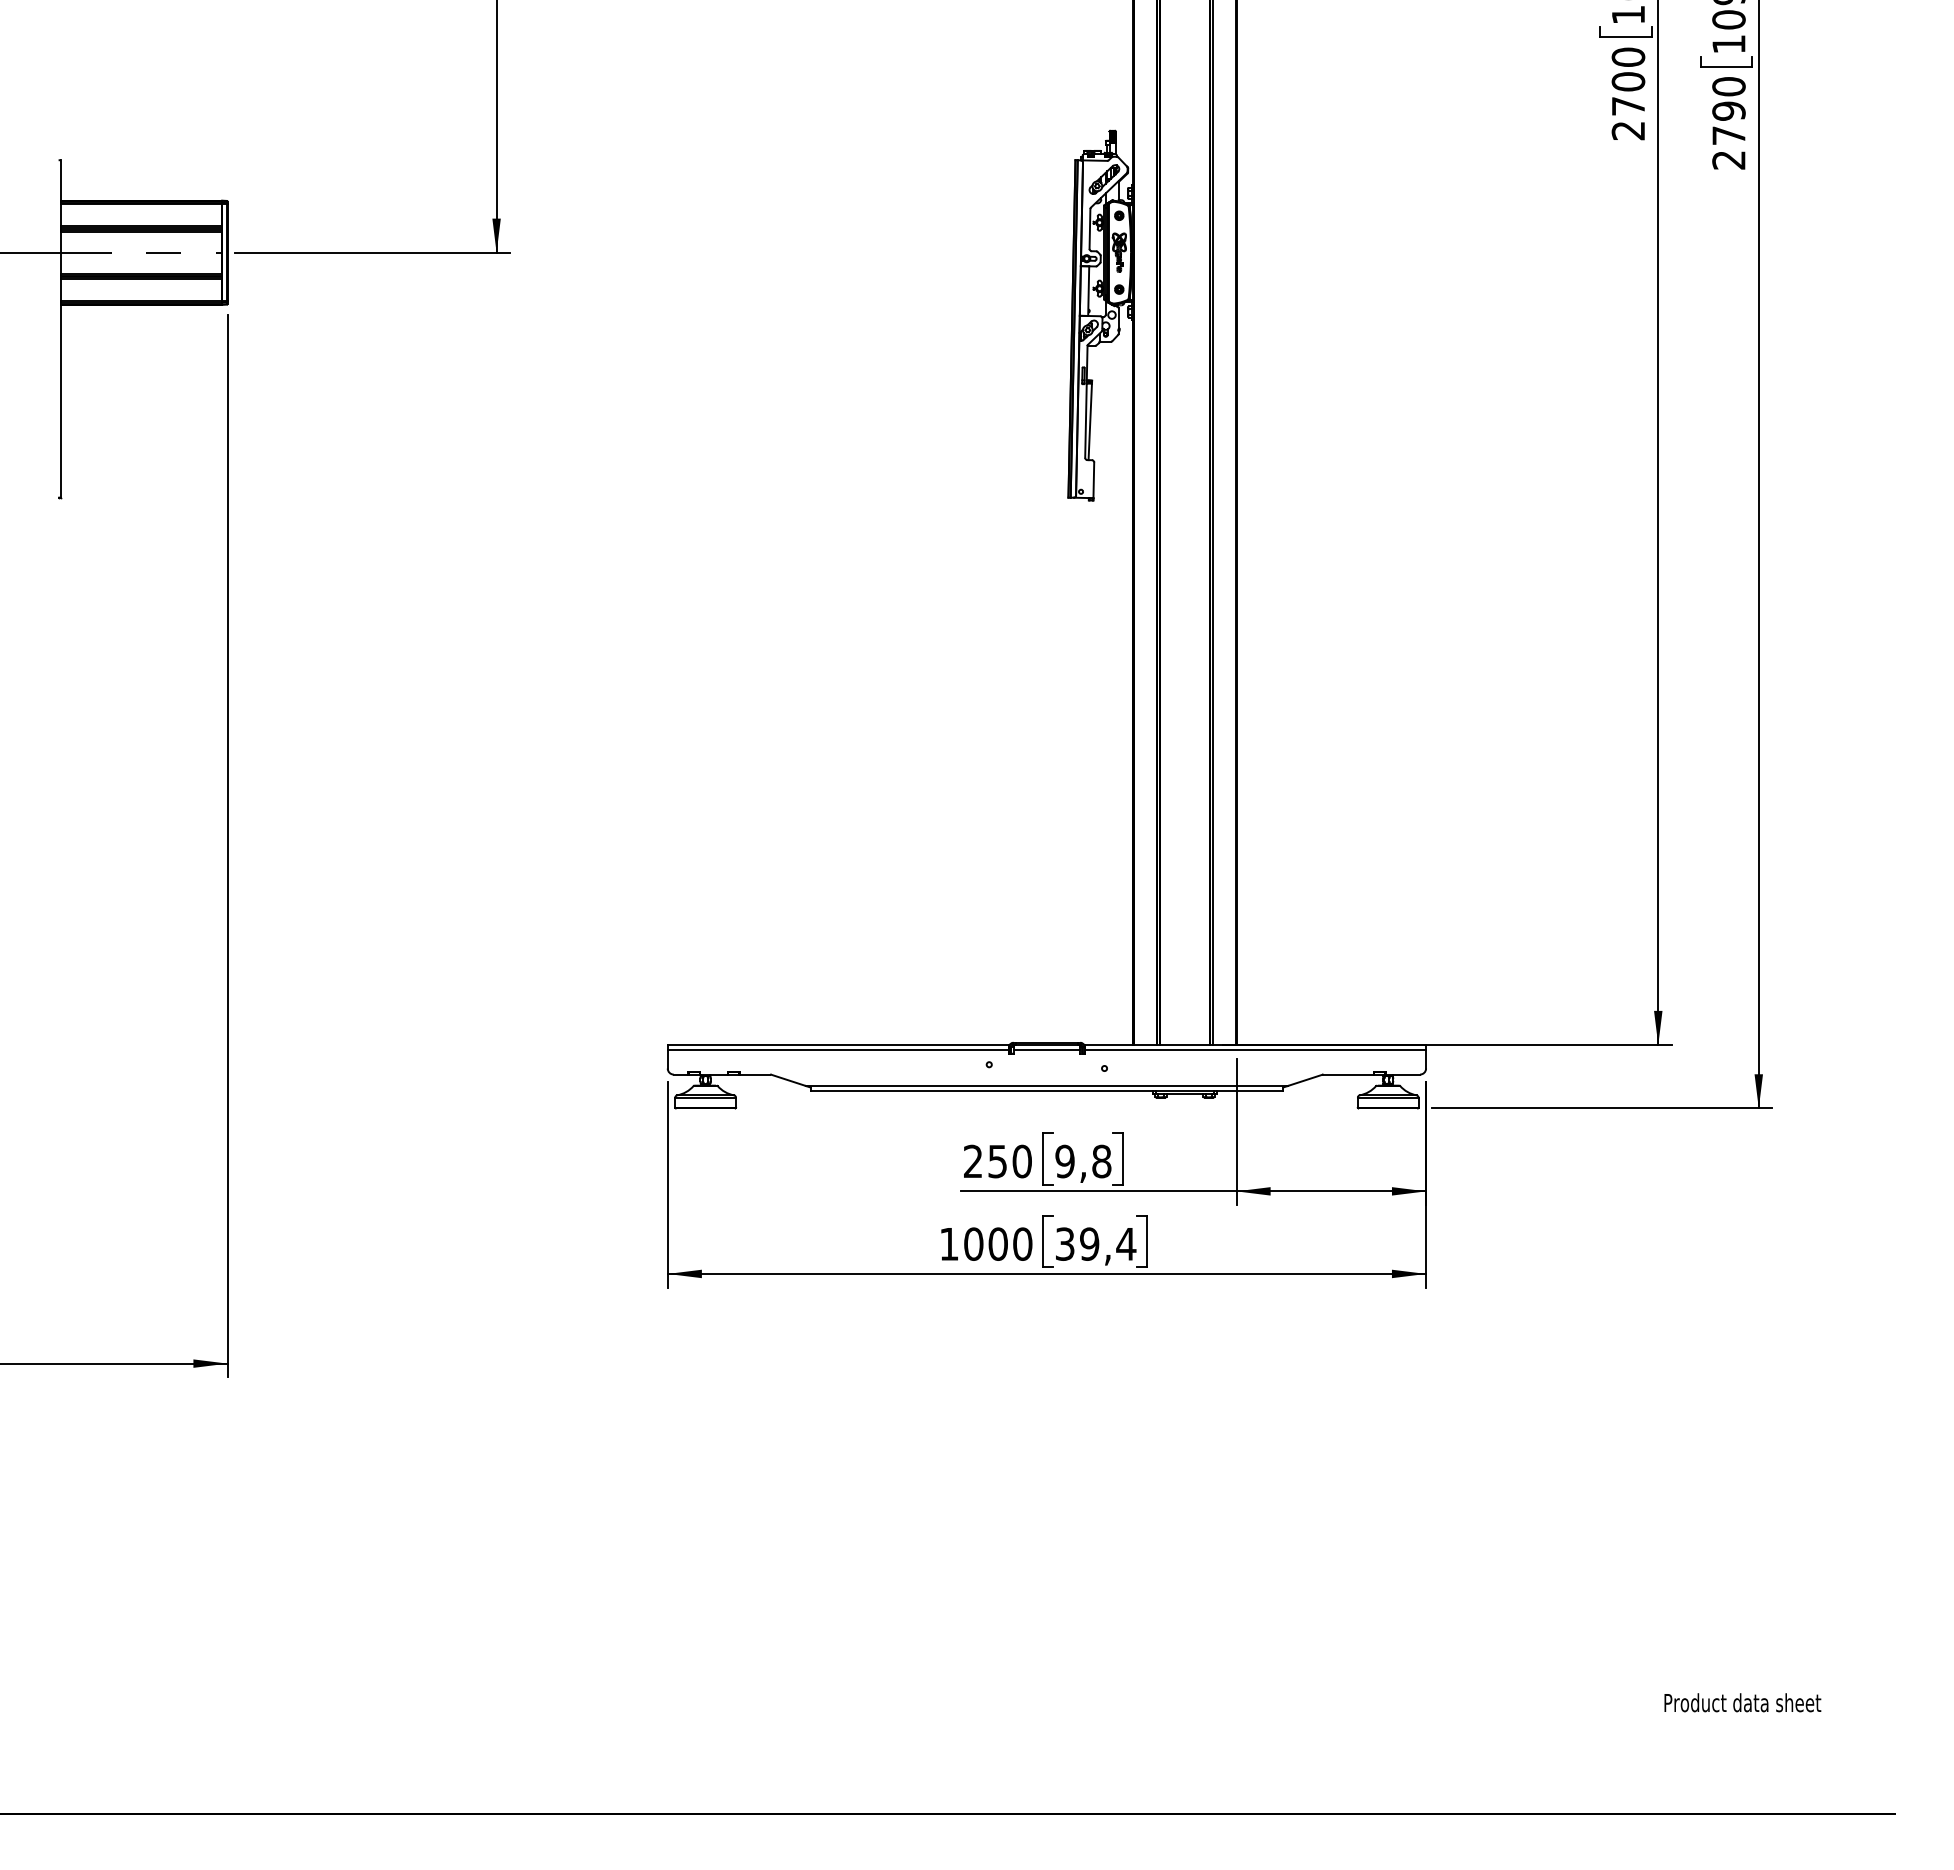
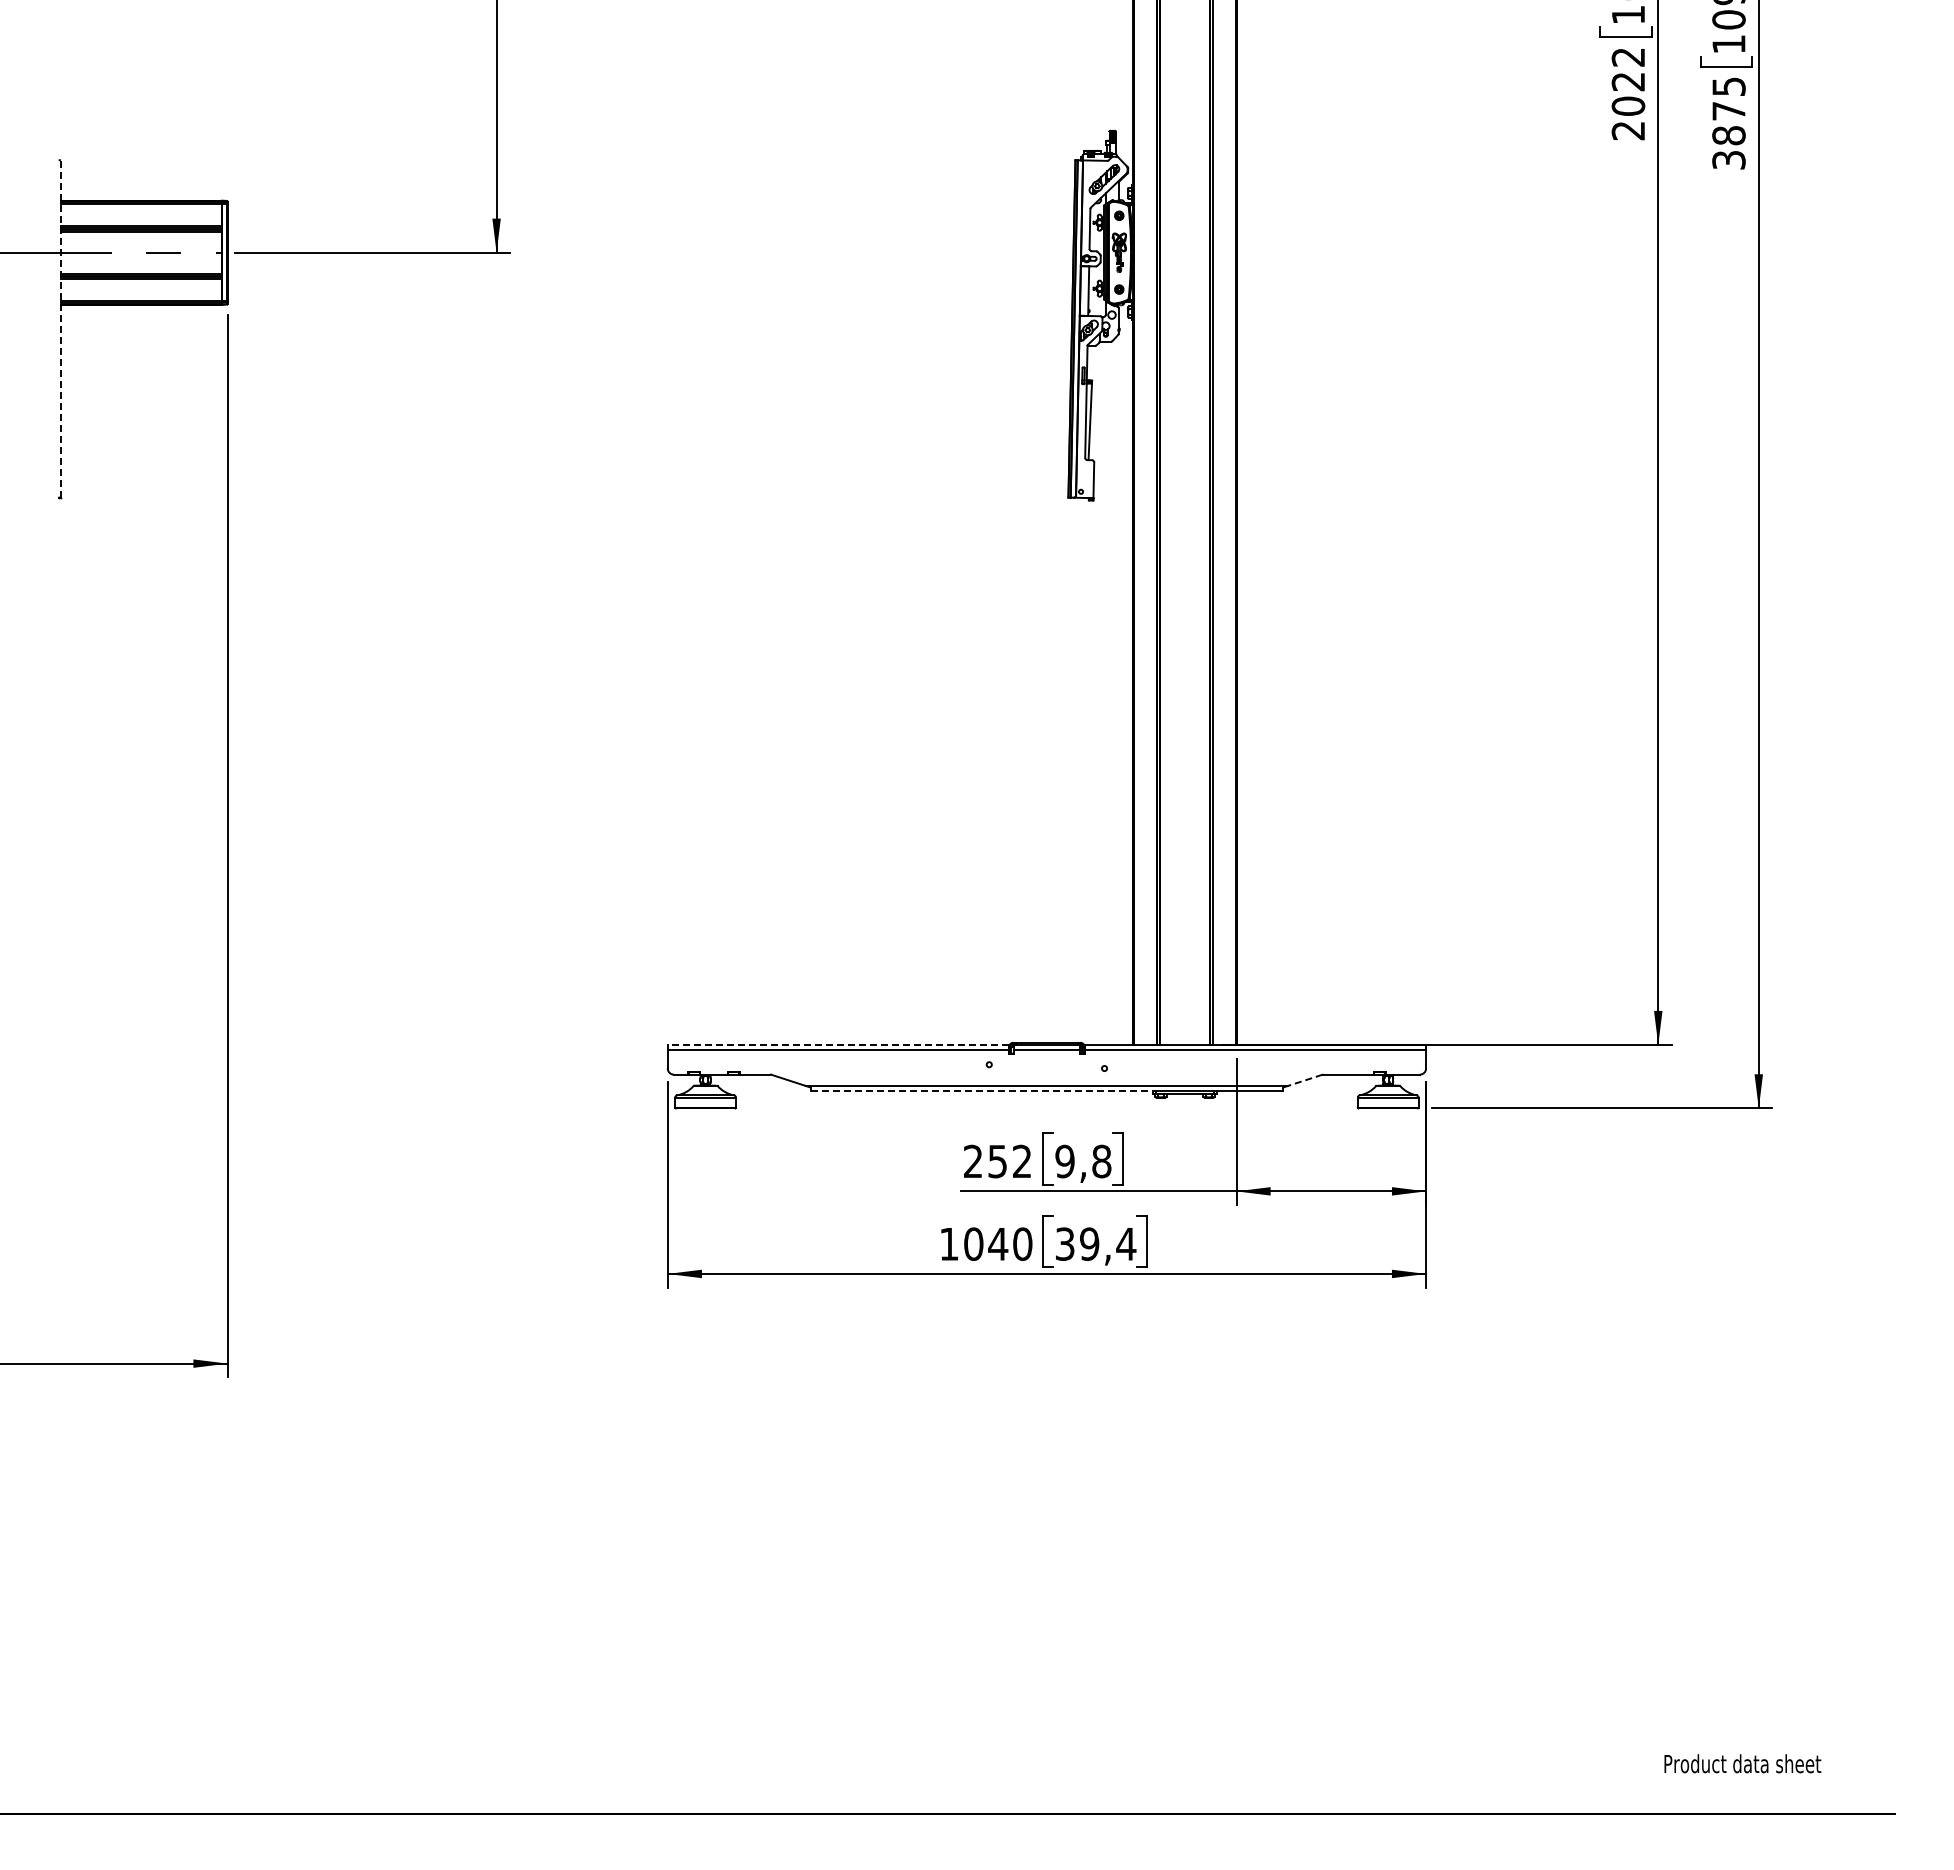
text: 2700 -> 2022 (1628, 81)
text: 2790 -> 3875 (1728, 123)
line: solid -> dashed (60, 328)
line: solid -> dashed (837, 1045)
line: solid -> dashed (1304, 1080)
line: solid -> dashed (982, 1090)
text: 250 -> 252 (1021, 1161)
text: 1000 -> 1040 (998, 1243)
text position: (1742, 1702) -> (1742, 1763) (1742, 1763)
